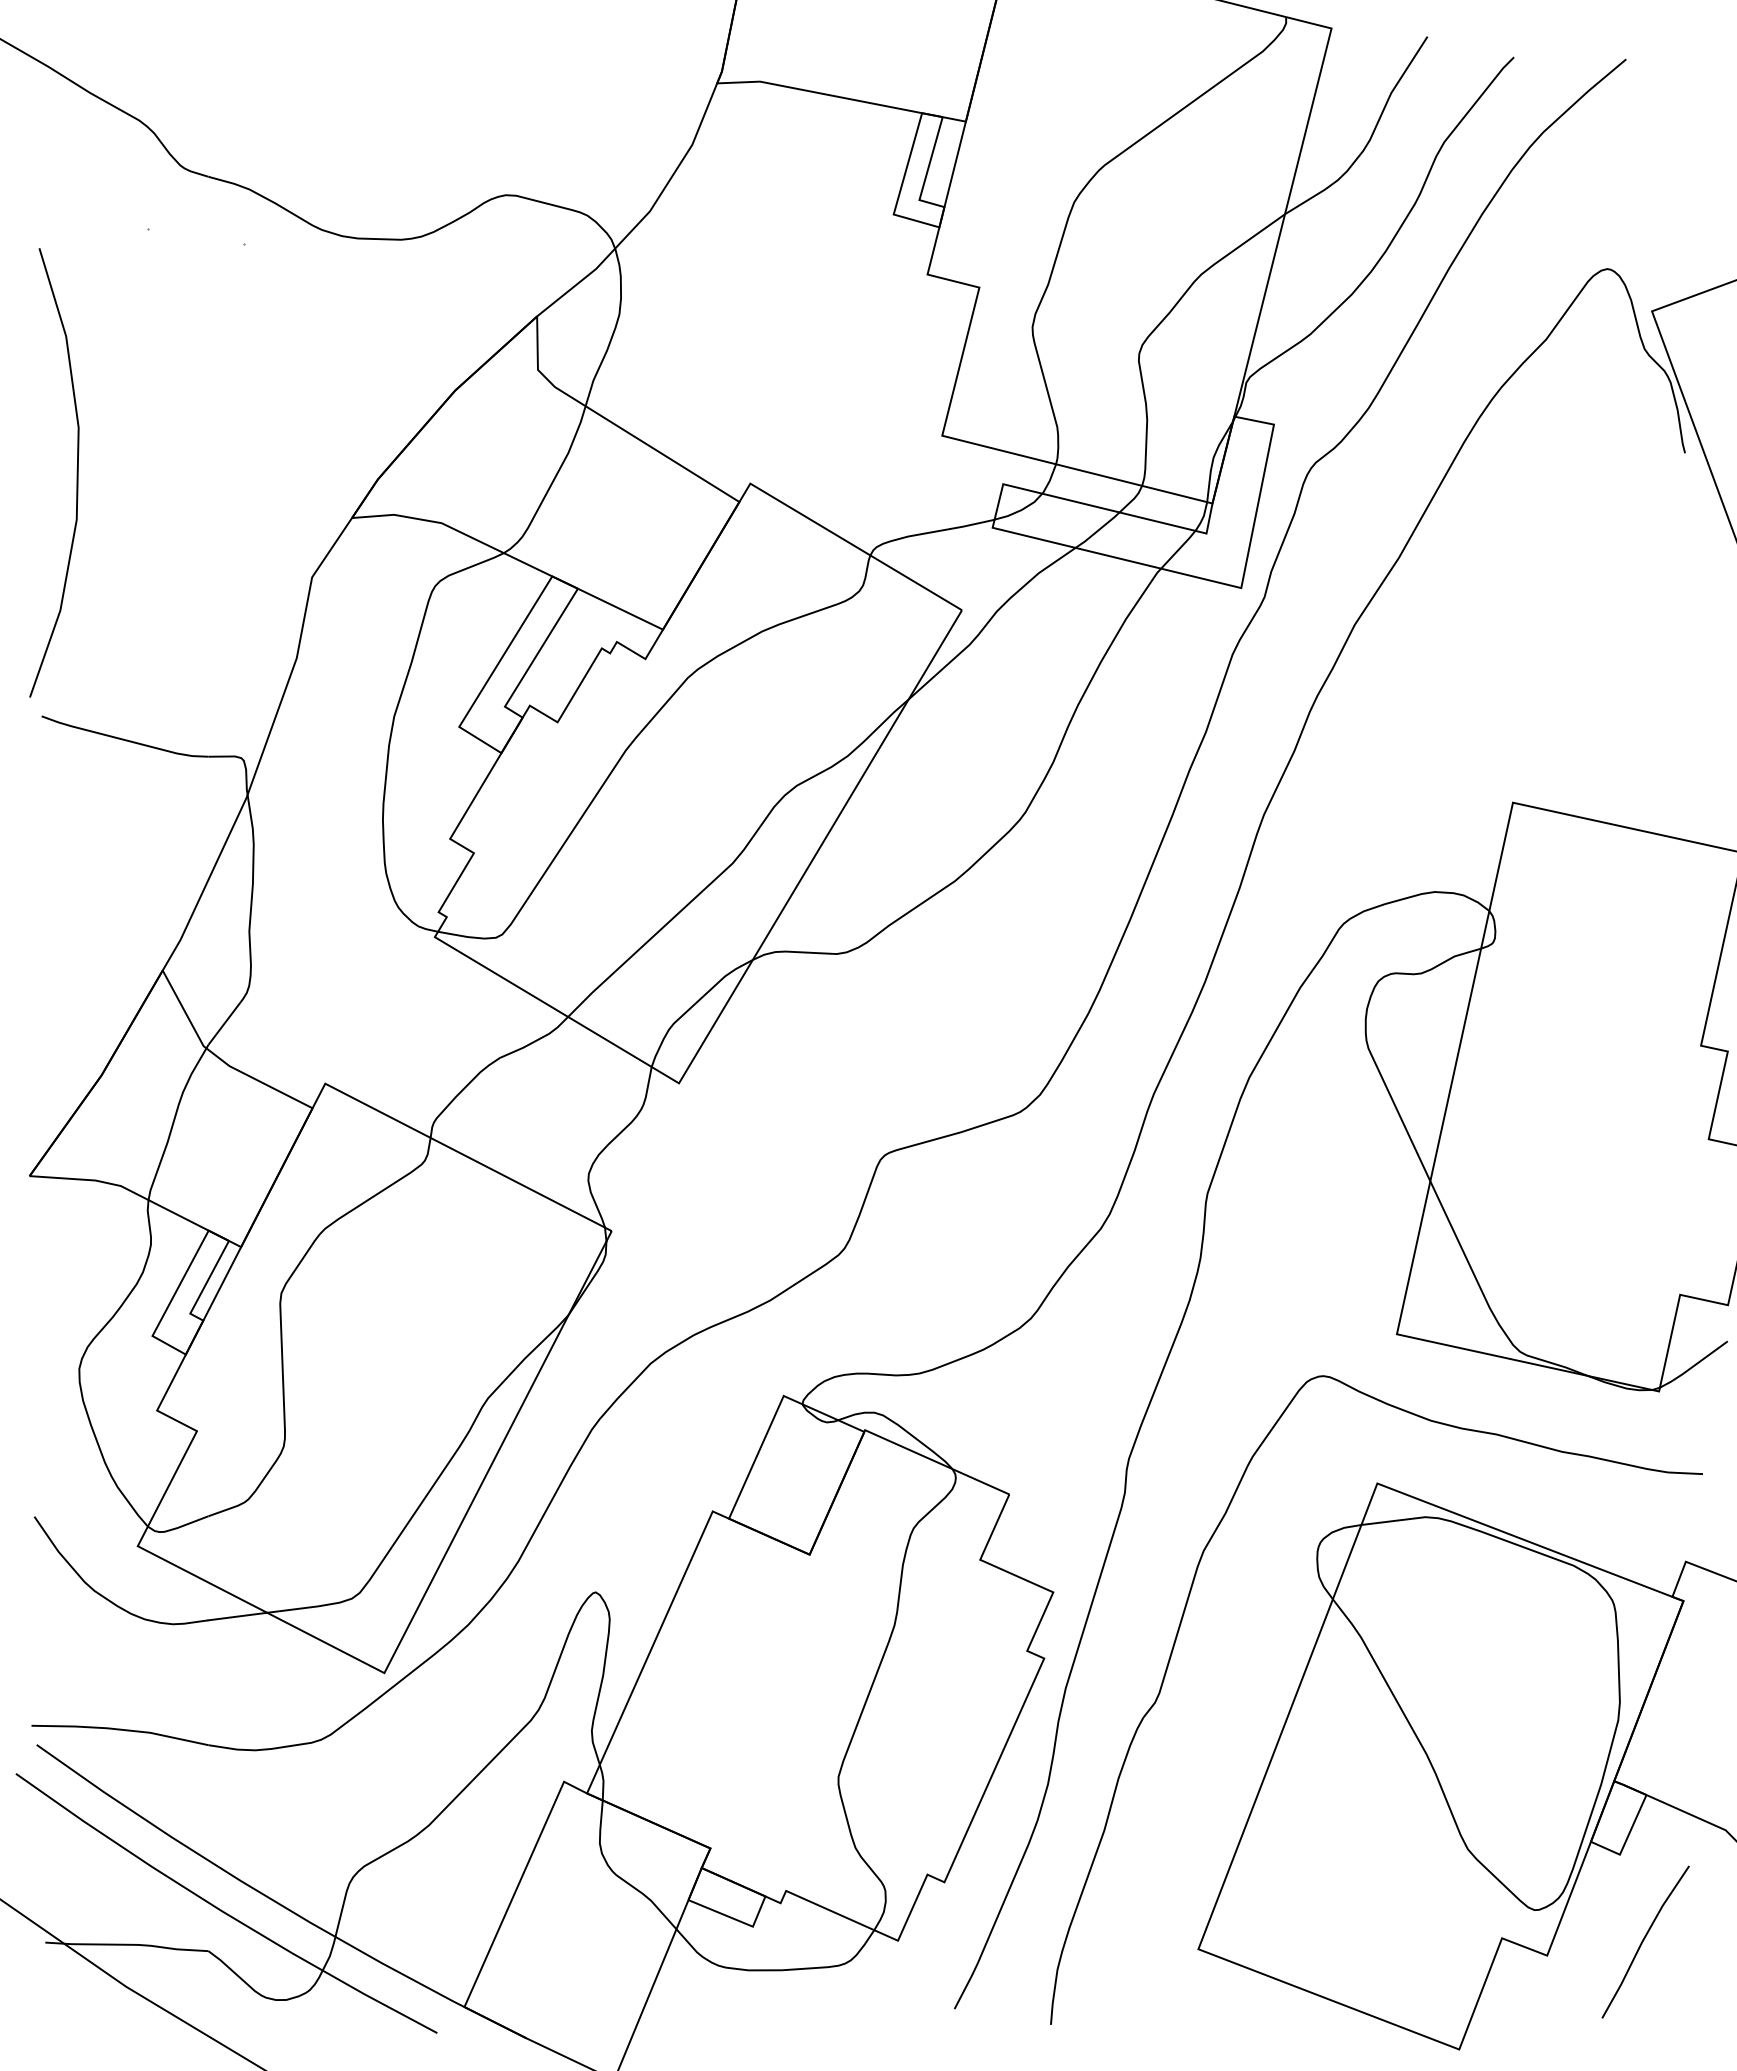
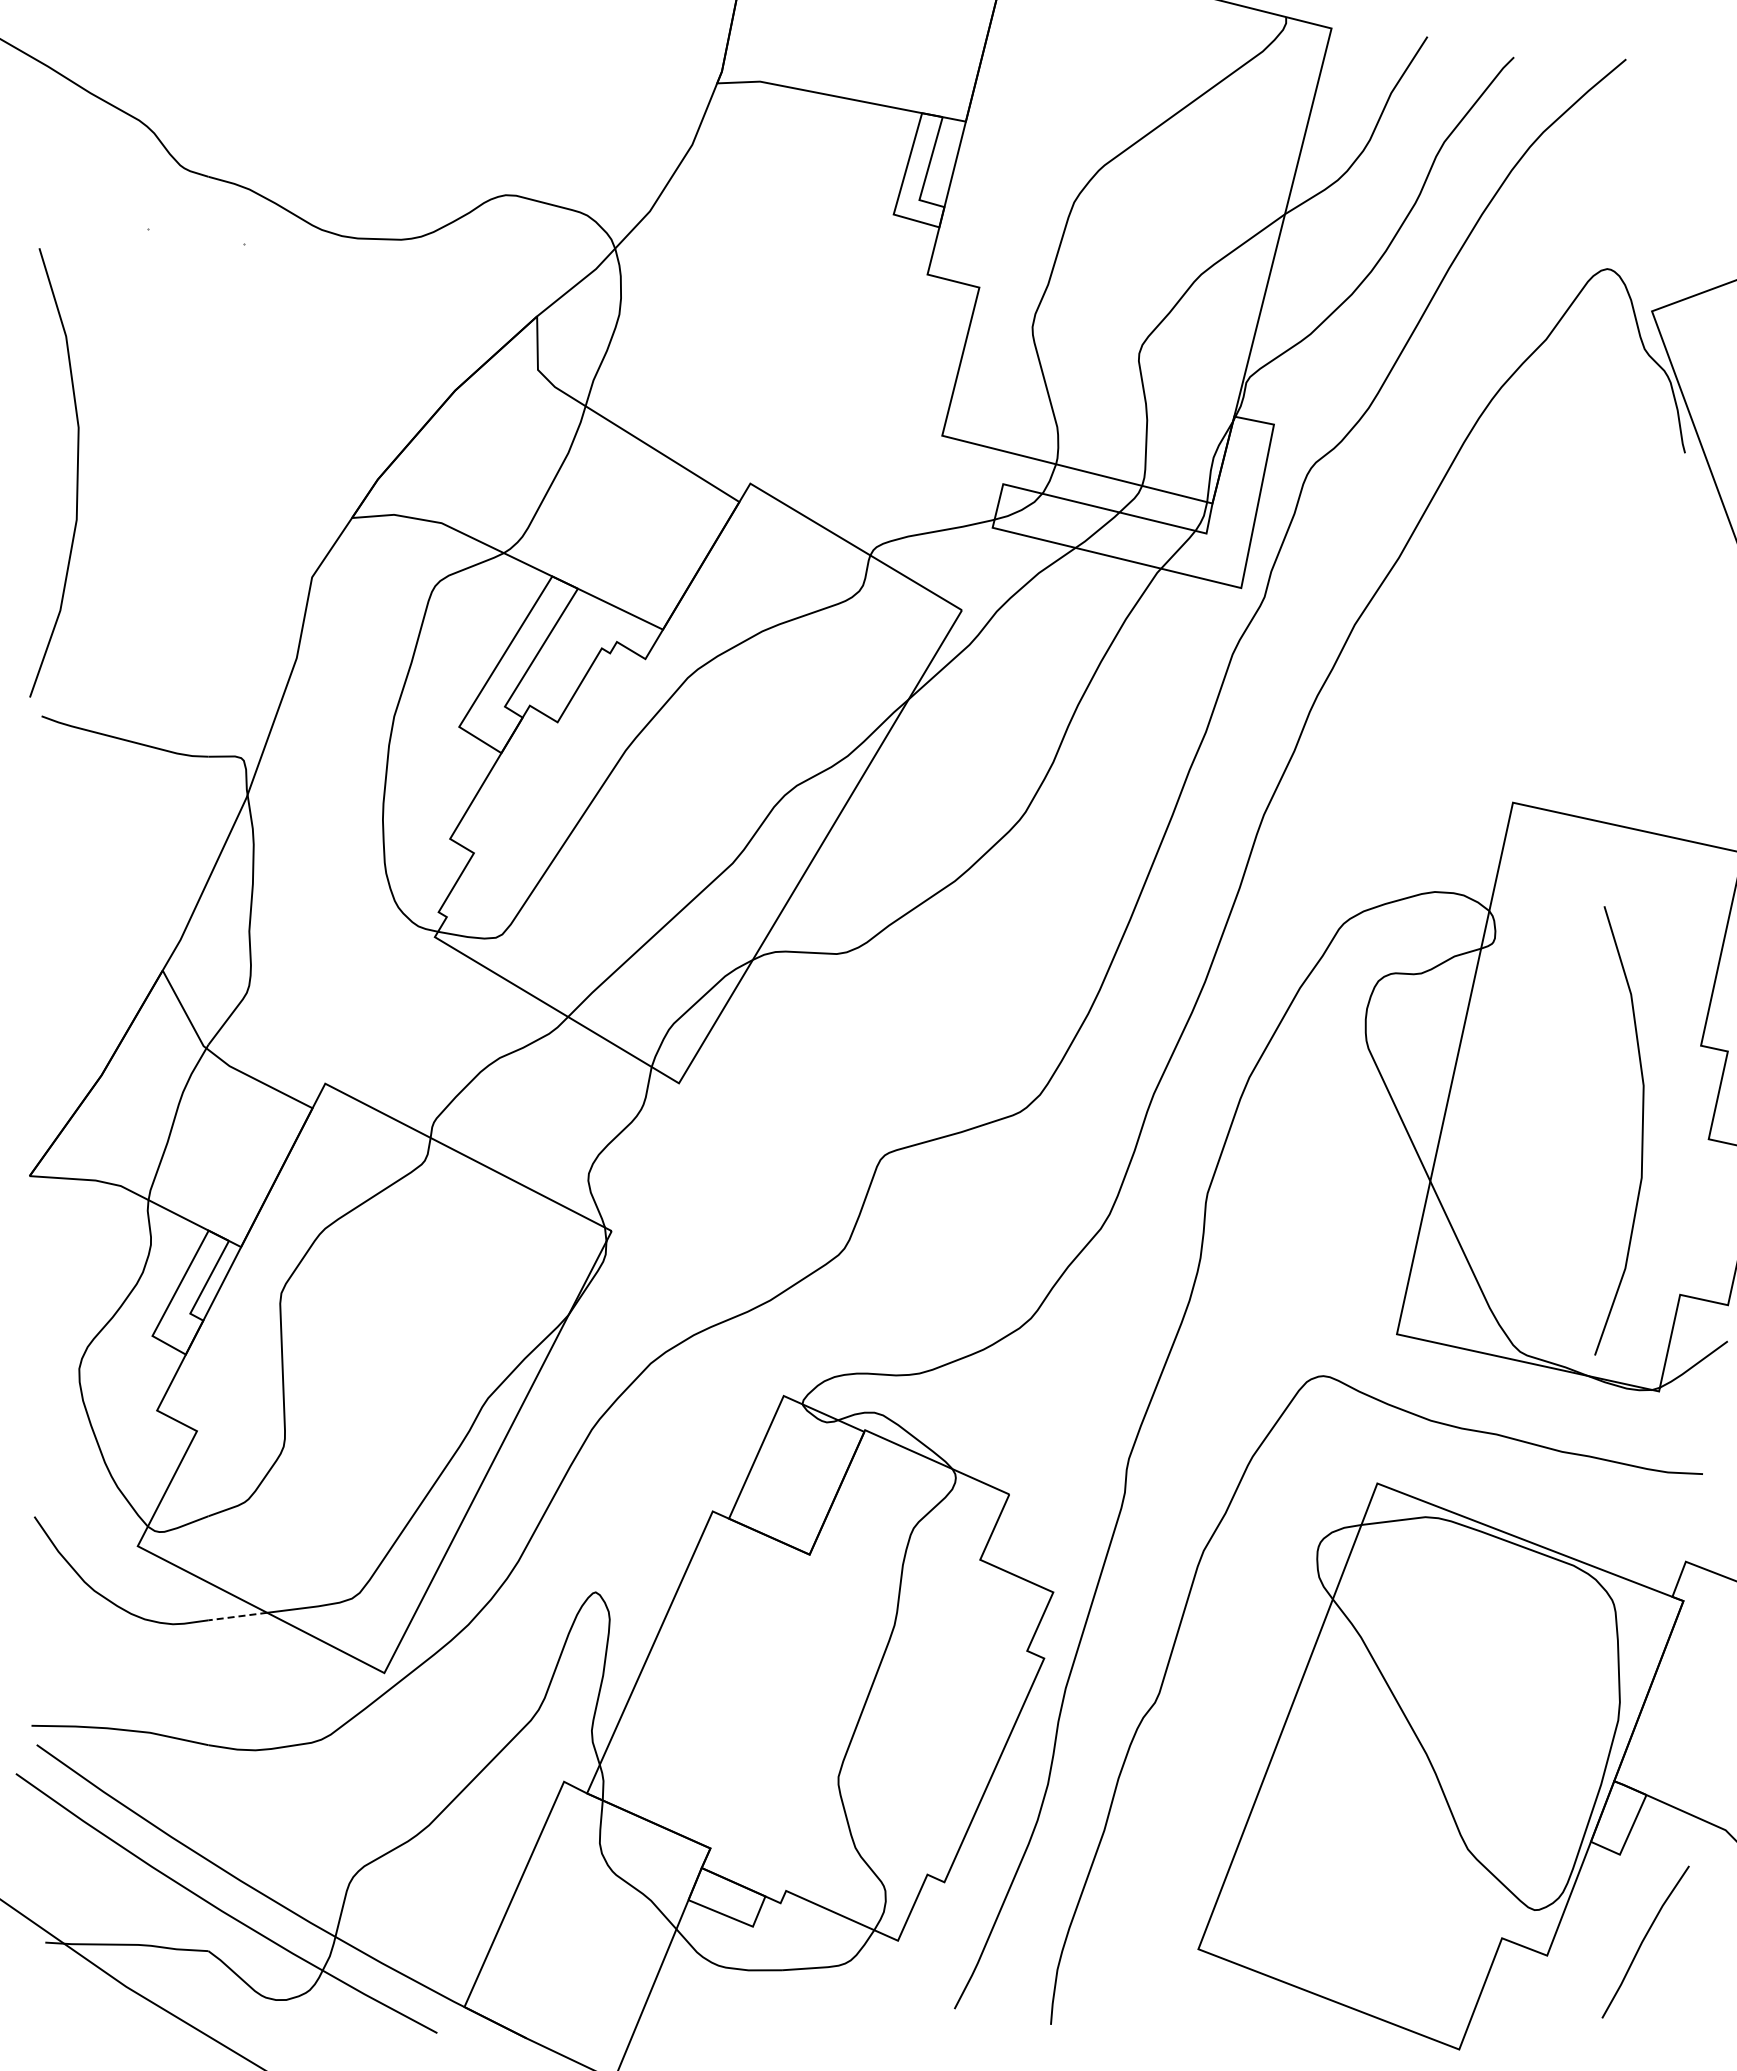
curve: none -> present (1641, 1130)
line: solid -> dashed (237, 1616)
